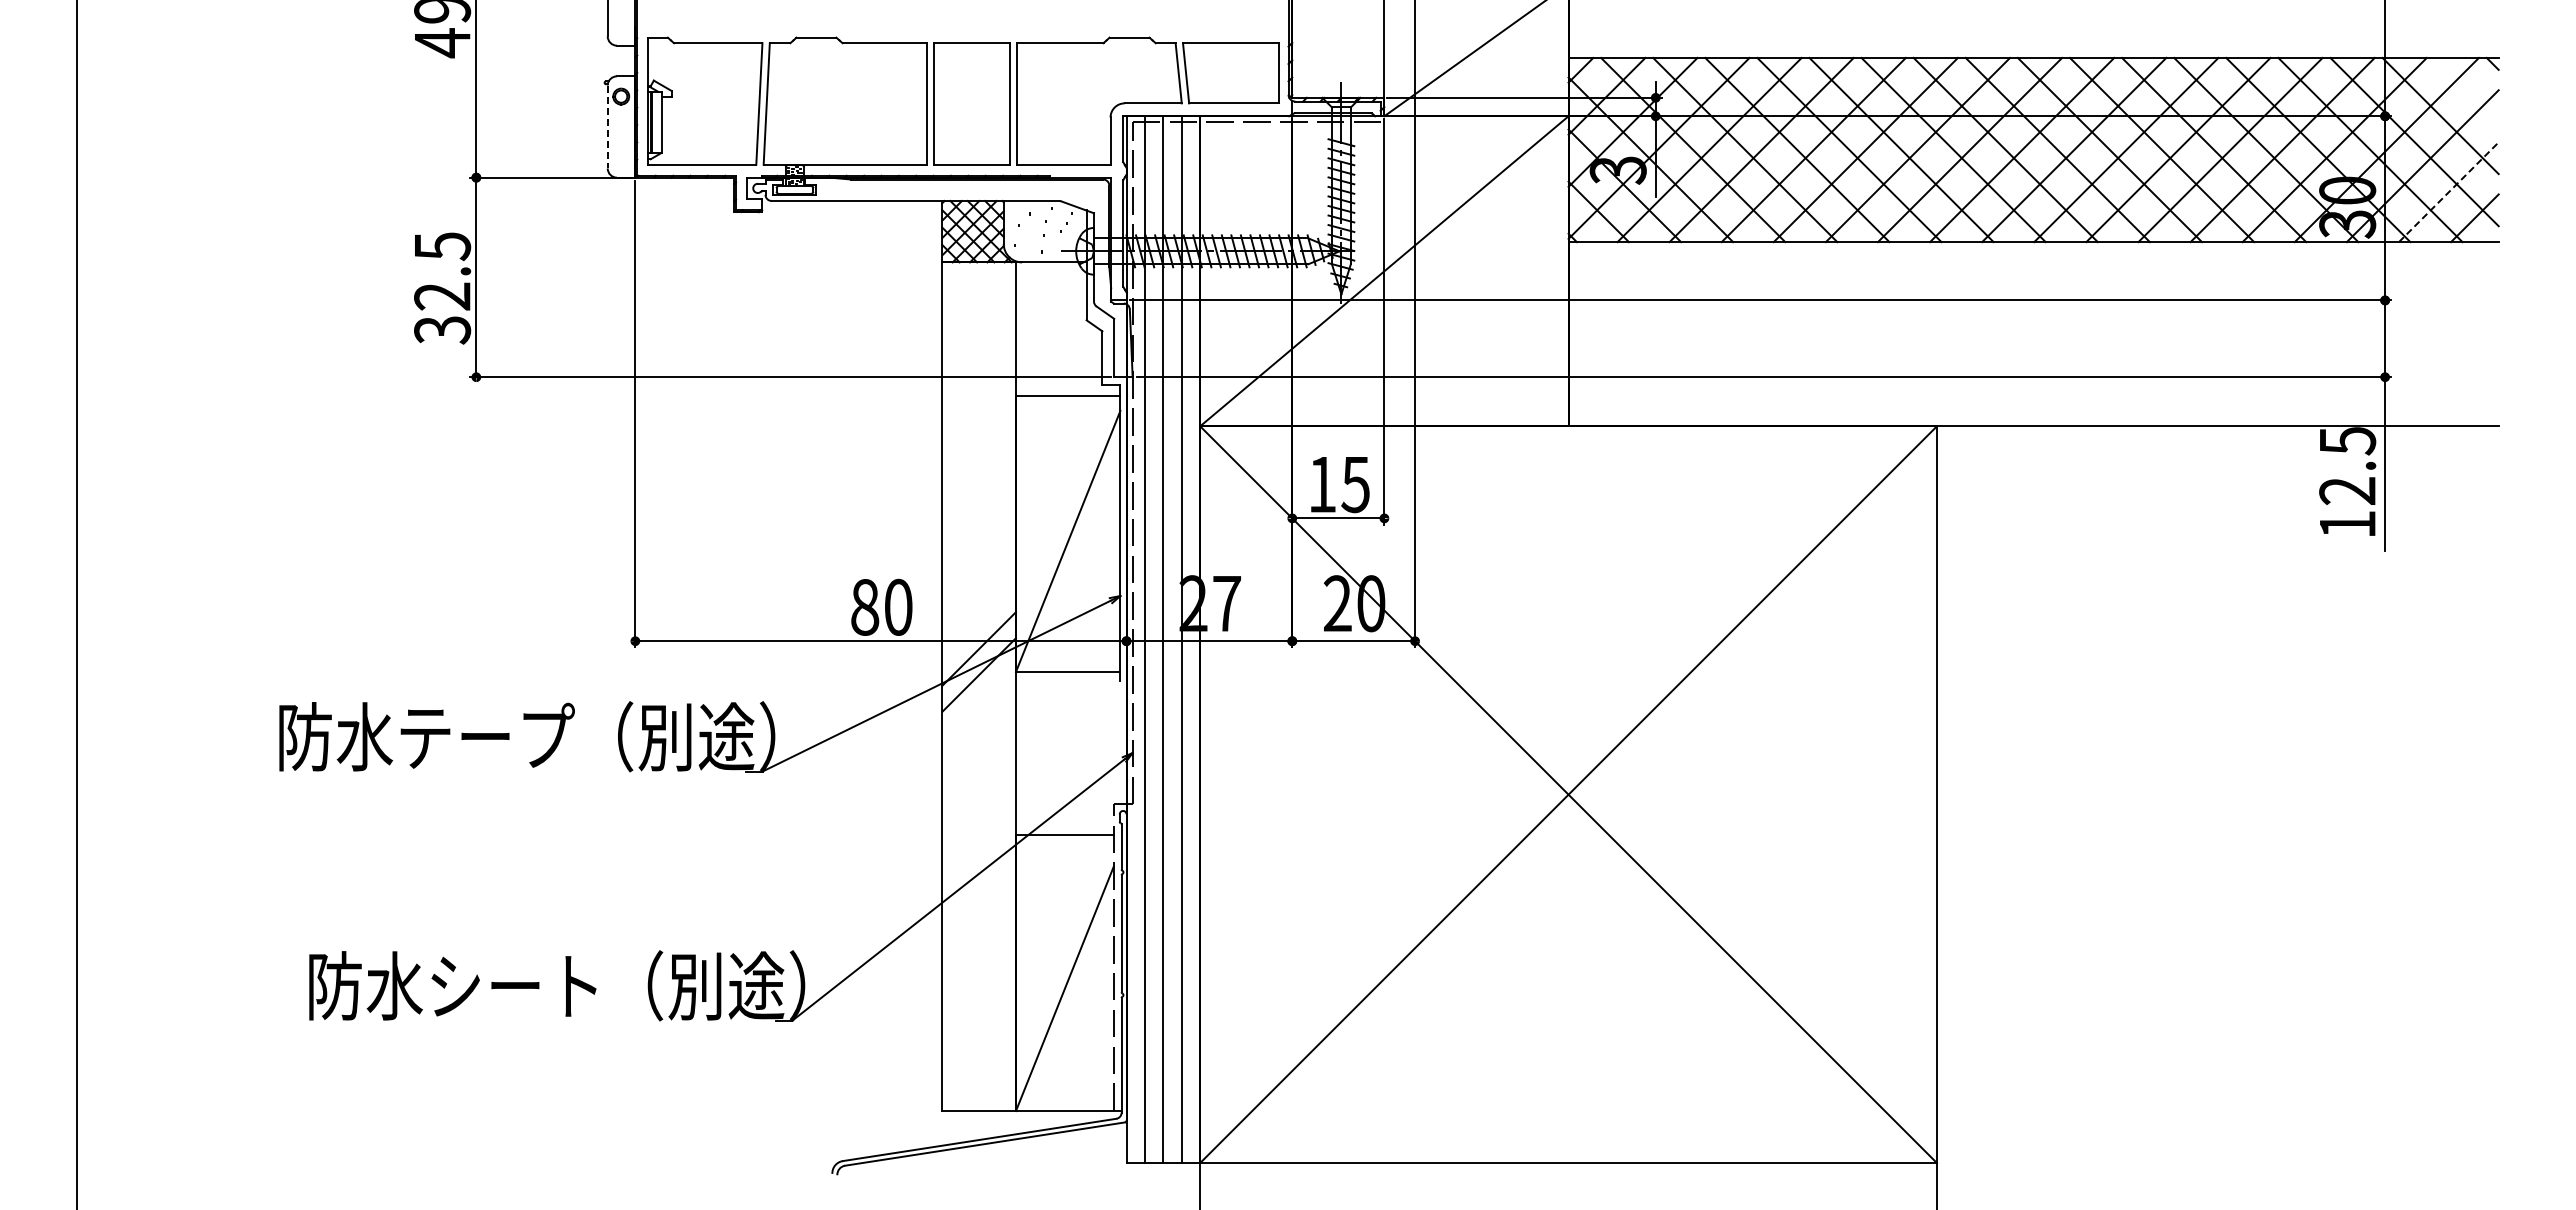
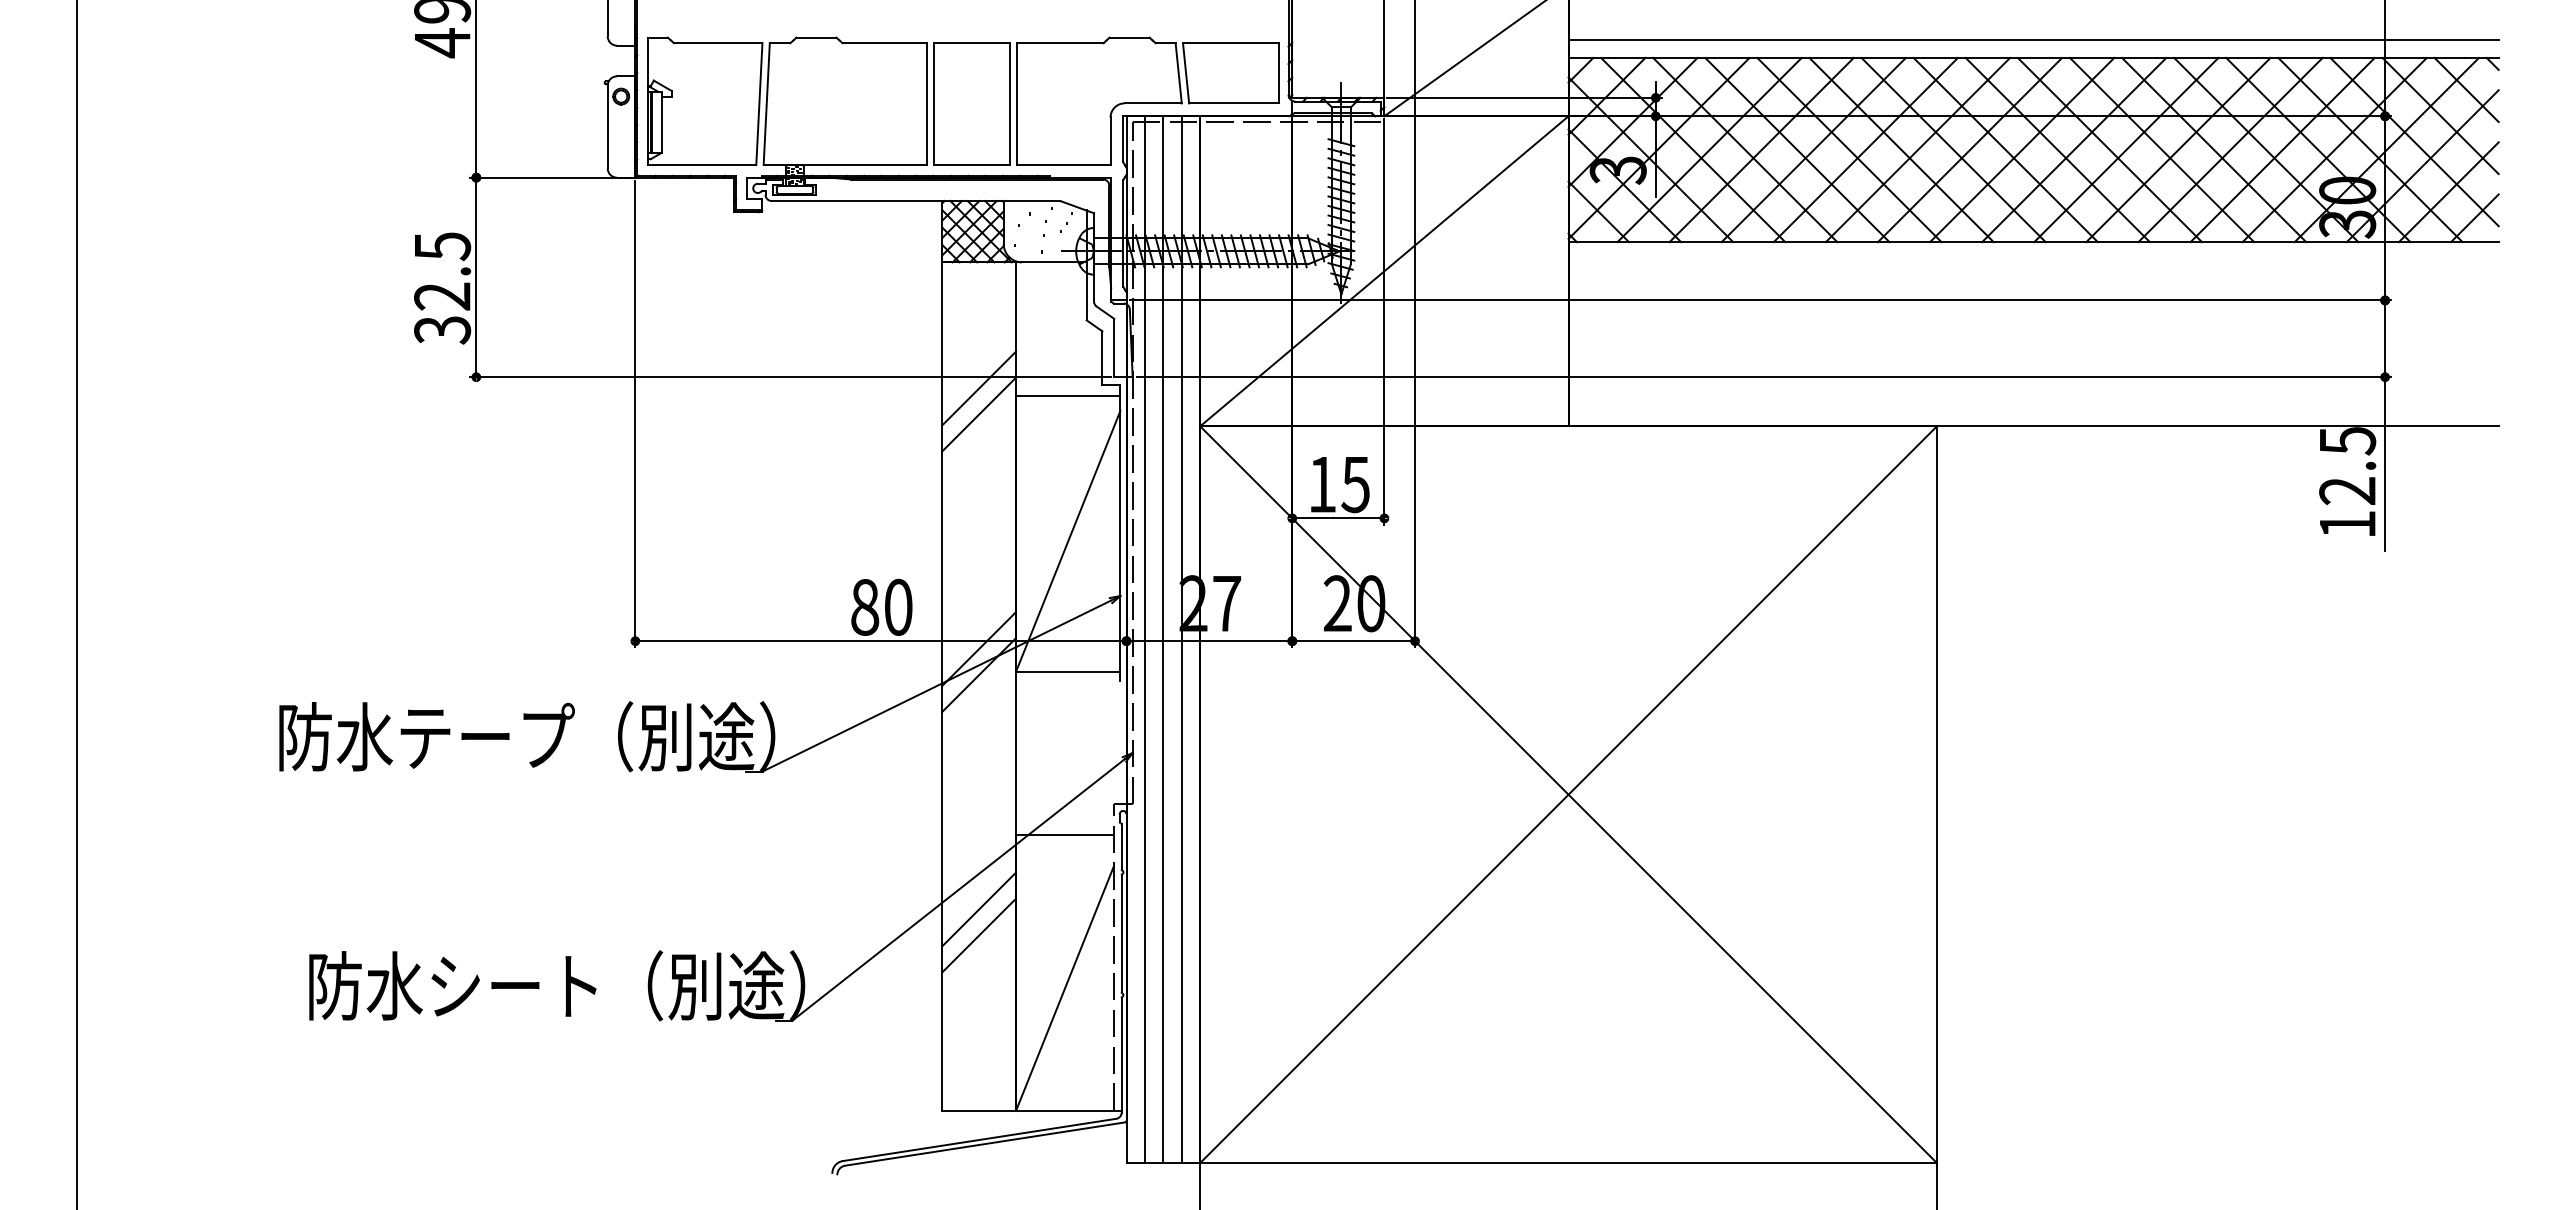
line: none -> present (2033, 39)
line: none -> present (2466, 89)
line: dashed -> solid (607, 127)
line: dashed -> solid (2448, 192)
line: none -> present (979, 388)
line: none -> present (979, 414)
line: none -> present (979, 909)
line: none -> present (979, 935)
